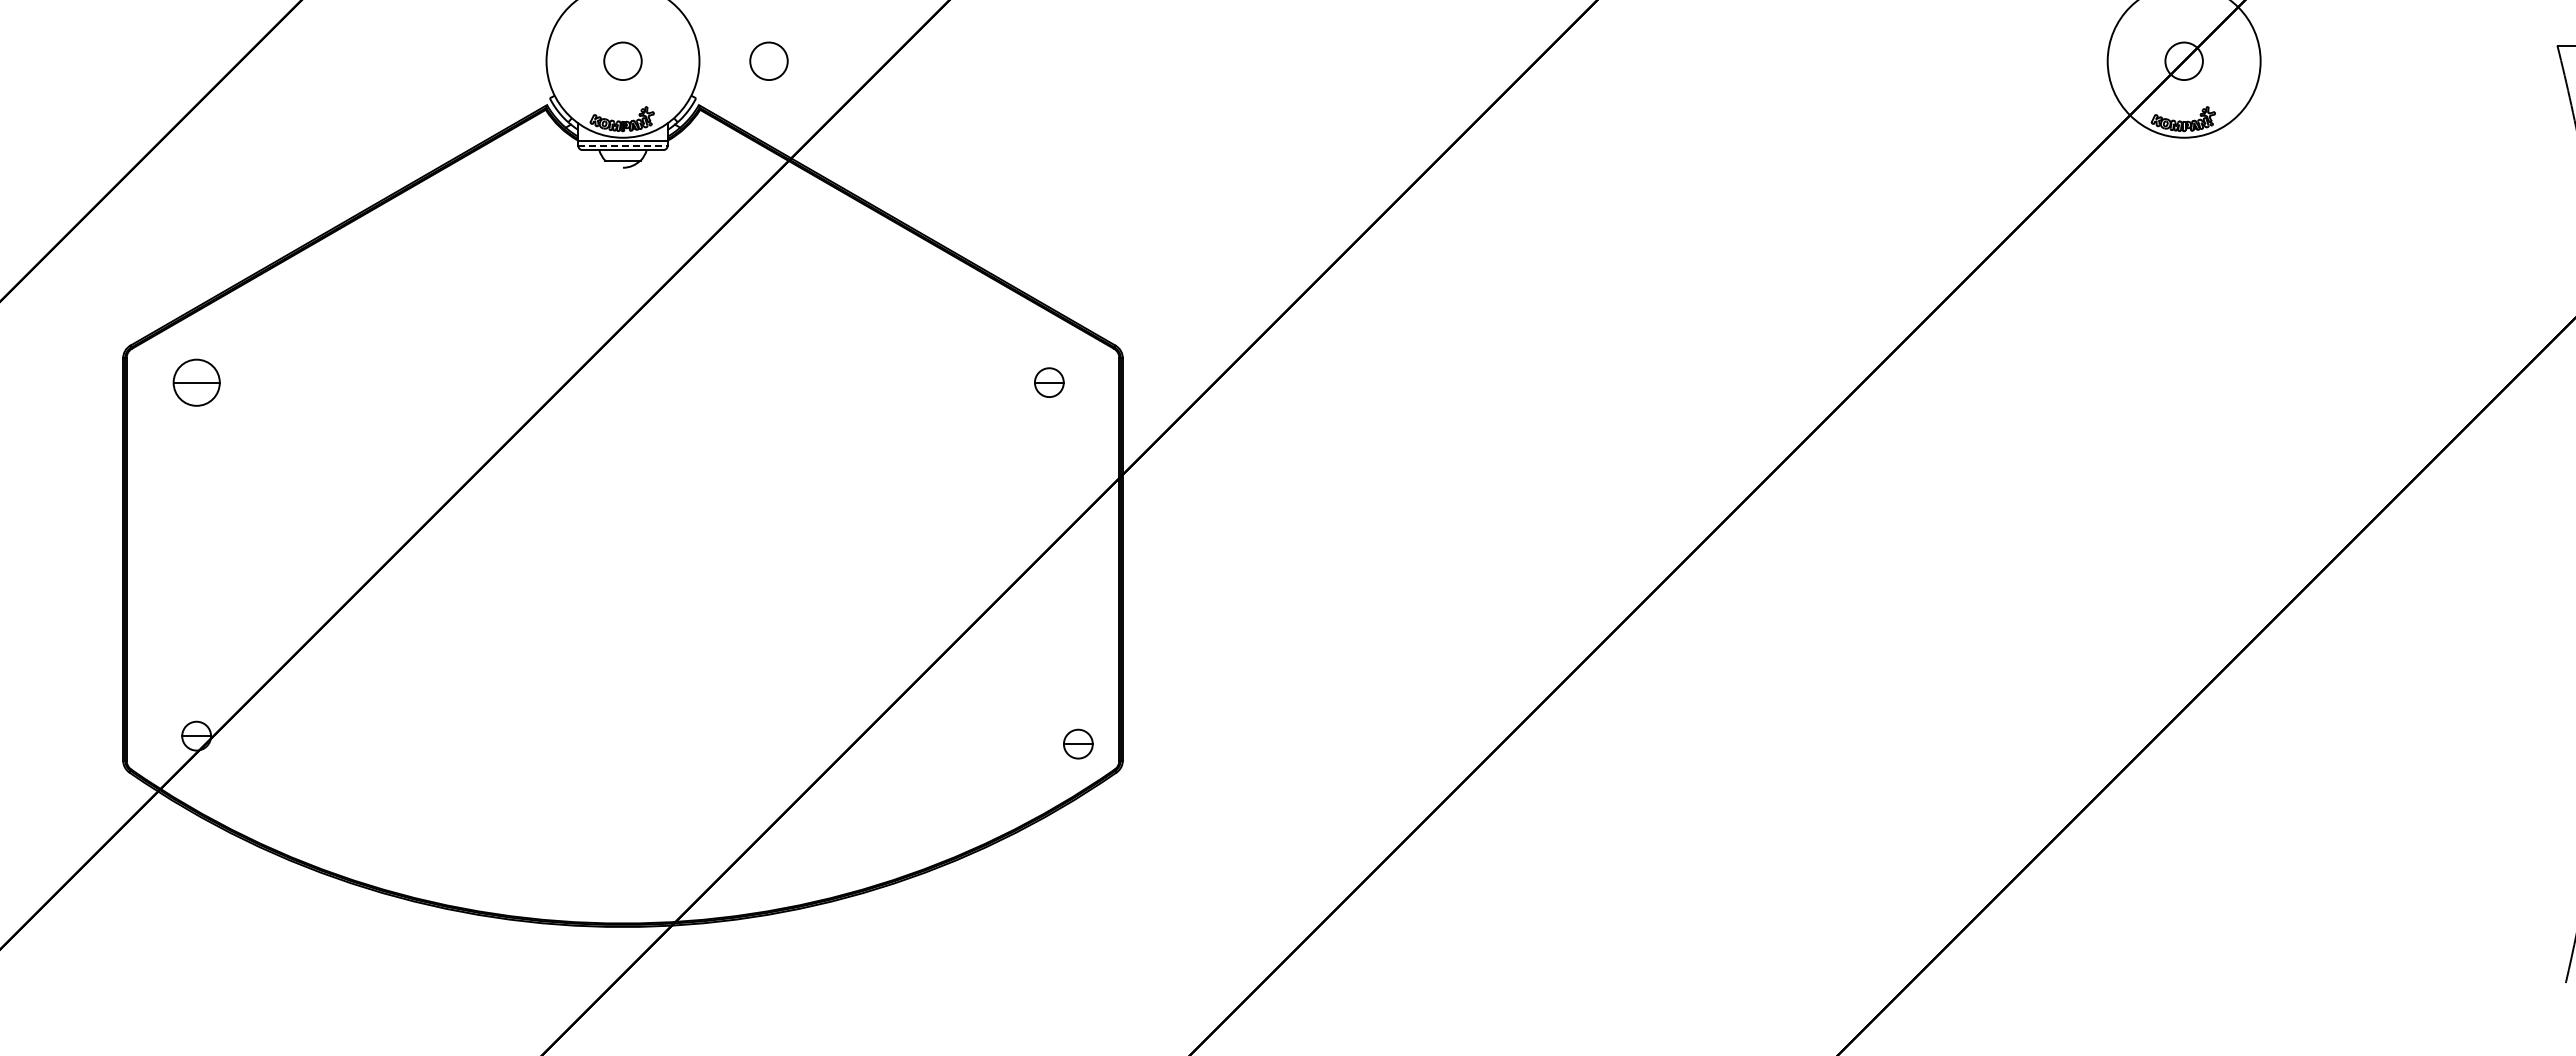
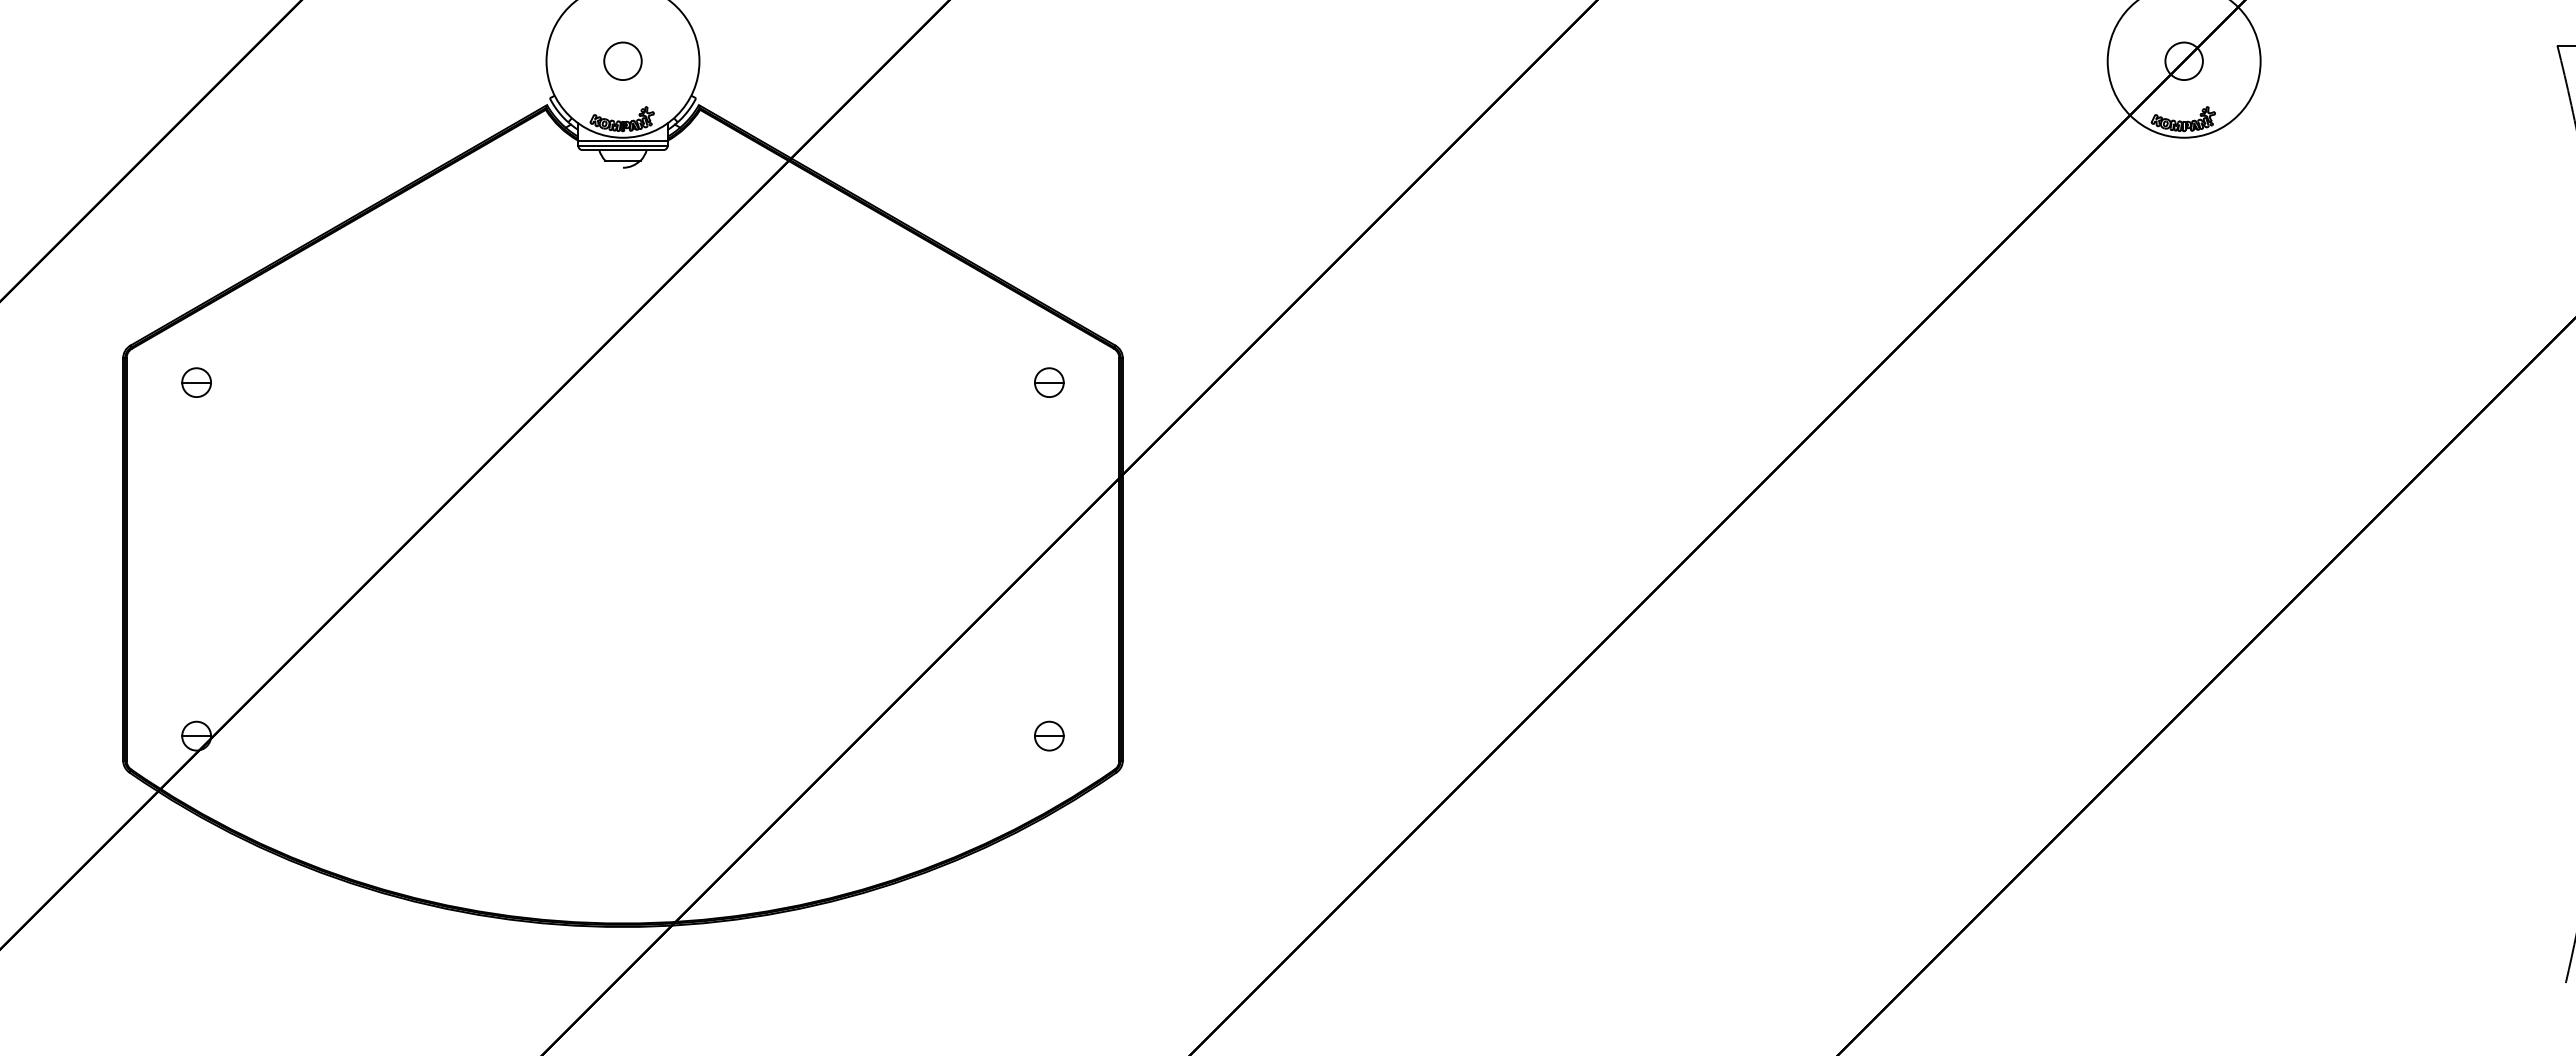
circle: present -> none (768, 60)
line: dashed -> solid (623, 145)
part size: 49x49 px -> 31x31 px (196, 382)
part position: (1078, 743) -> (1049, 735) (1049, 735)
